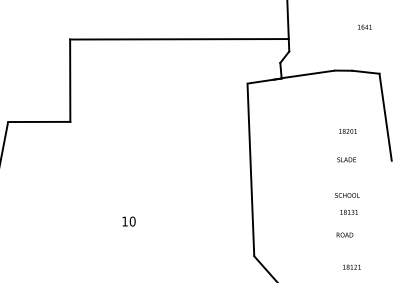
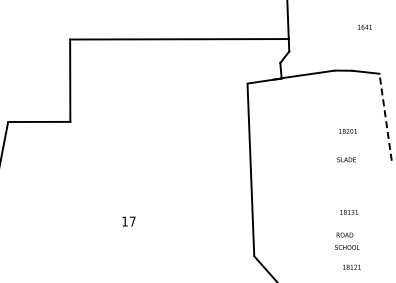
line: solid -> dashed (385, 117)
text position: (347, 195) -> (347, 247) (347, 247)
text: 10 -> 17 (132, 221)
